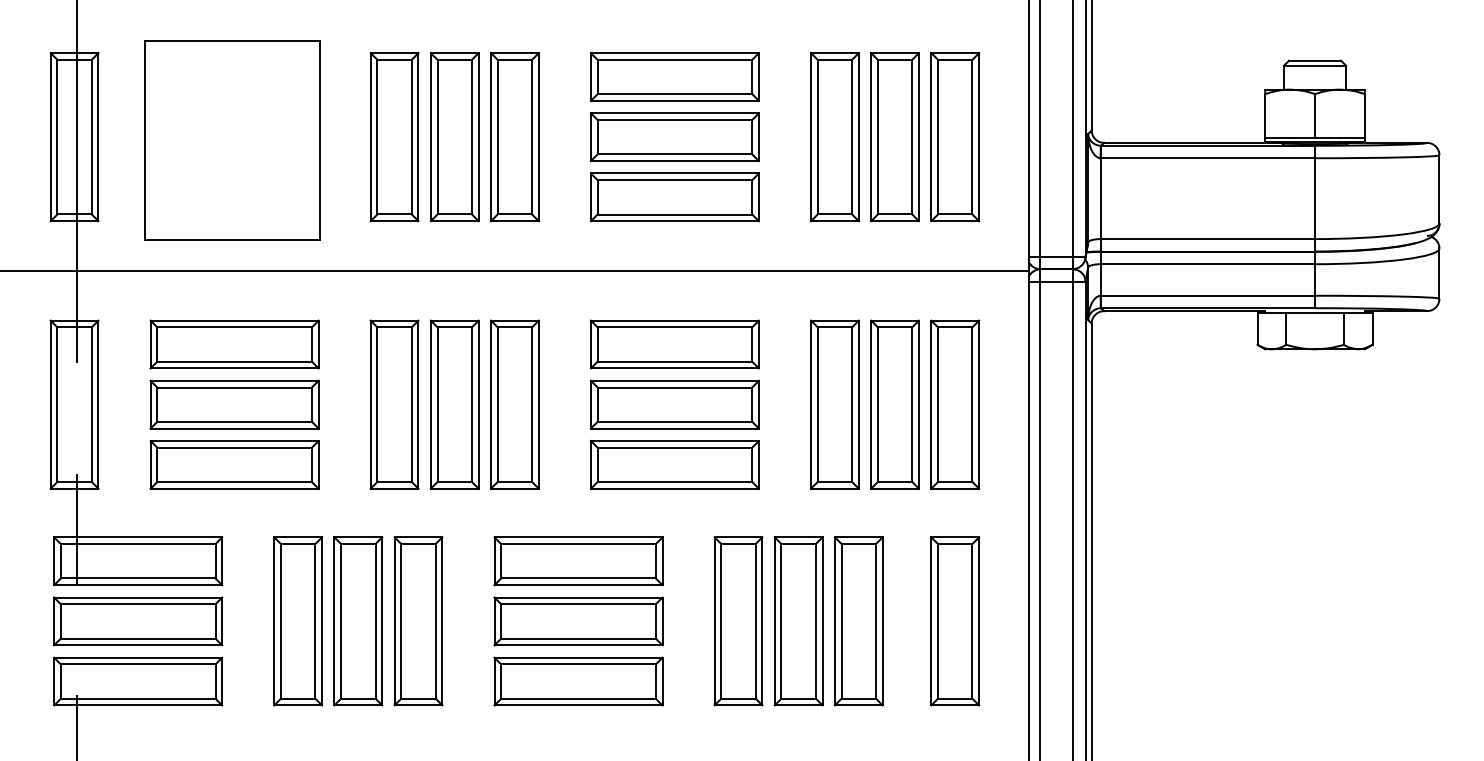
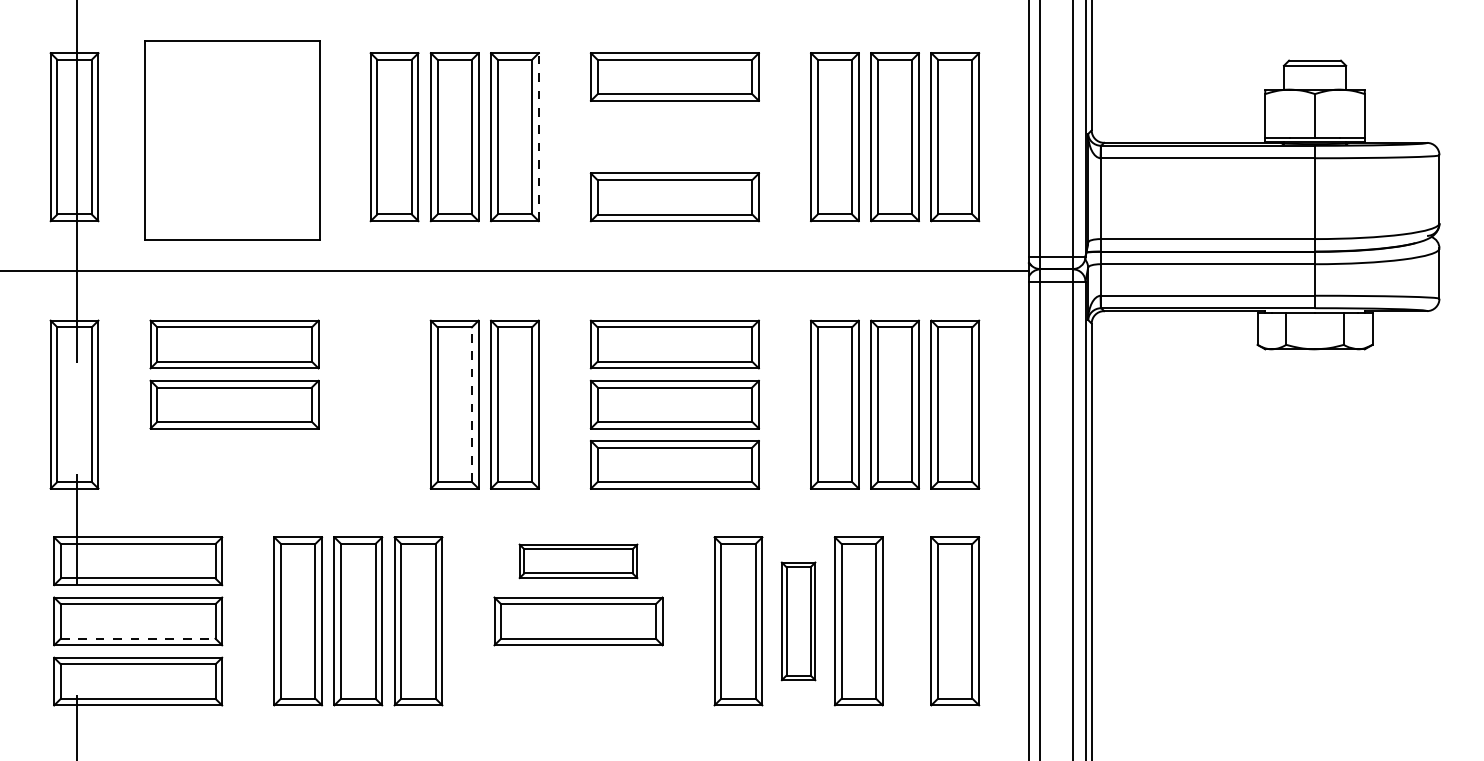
part: present -> none (674, 136)
line: solid -> dashed (538, 137)
part: present -> none (394, 404)
line: solid -> dashed (471, 404)
part: present -> none (234, 464)
part size: 171x51 px -> 121x37 px (578, 561)
part size: 51x171 px -> 37x121 px (798, 621)
line: solid -> dashed (138, 638)
part: present -> none (578, 681)
